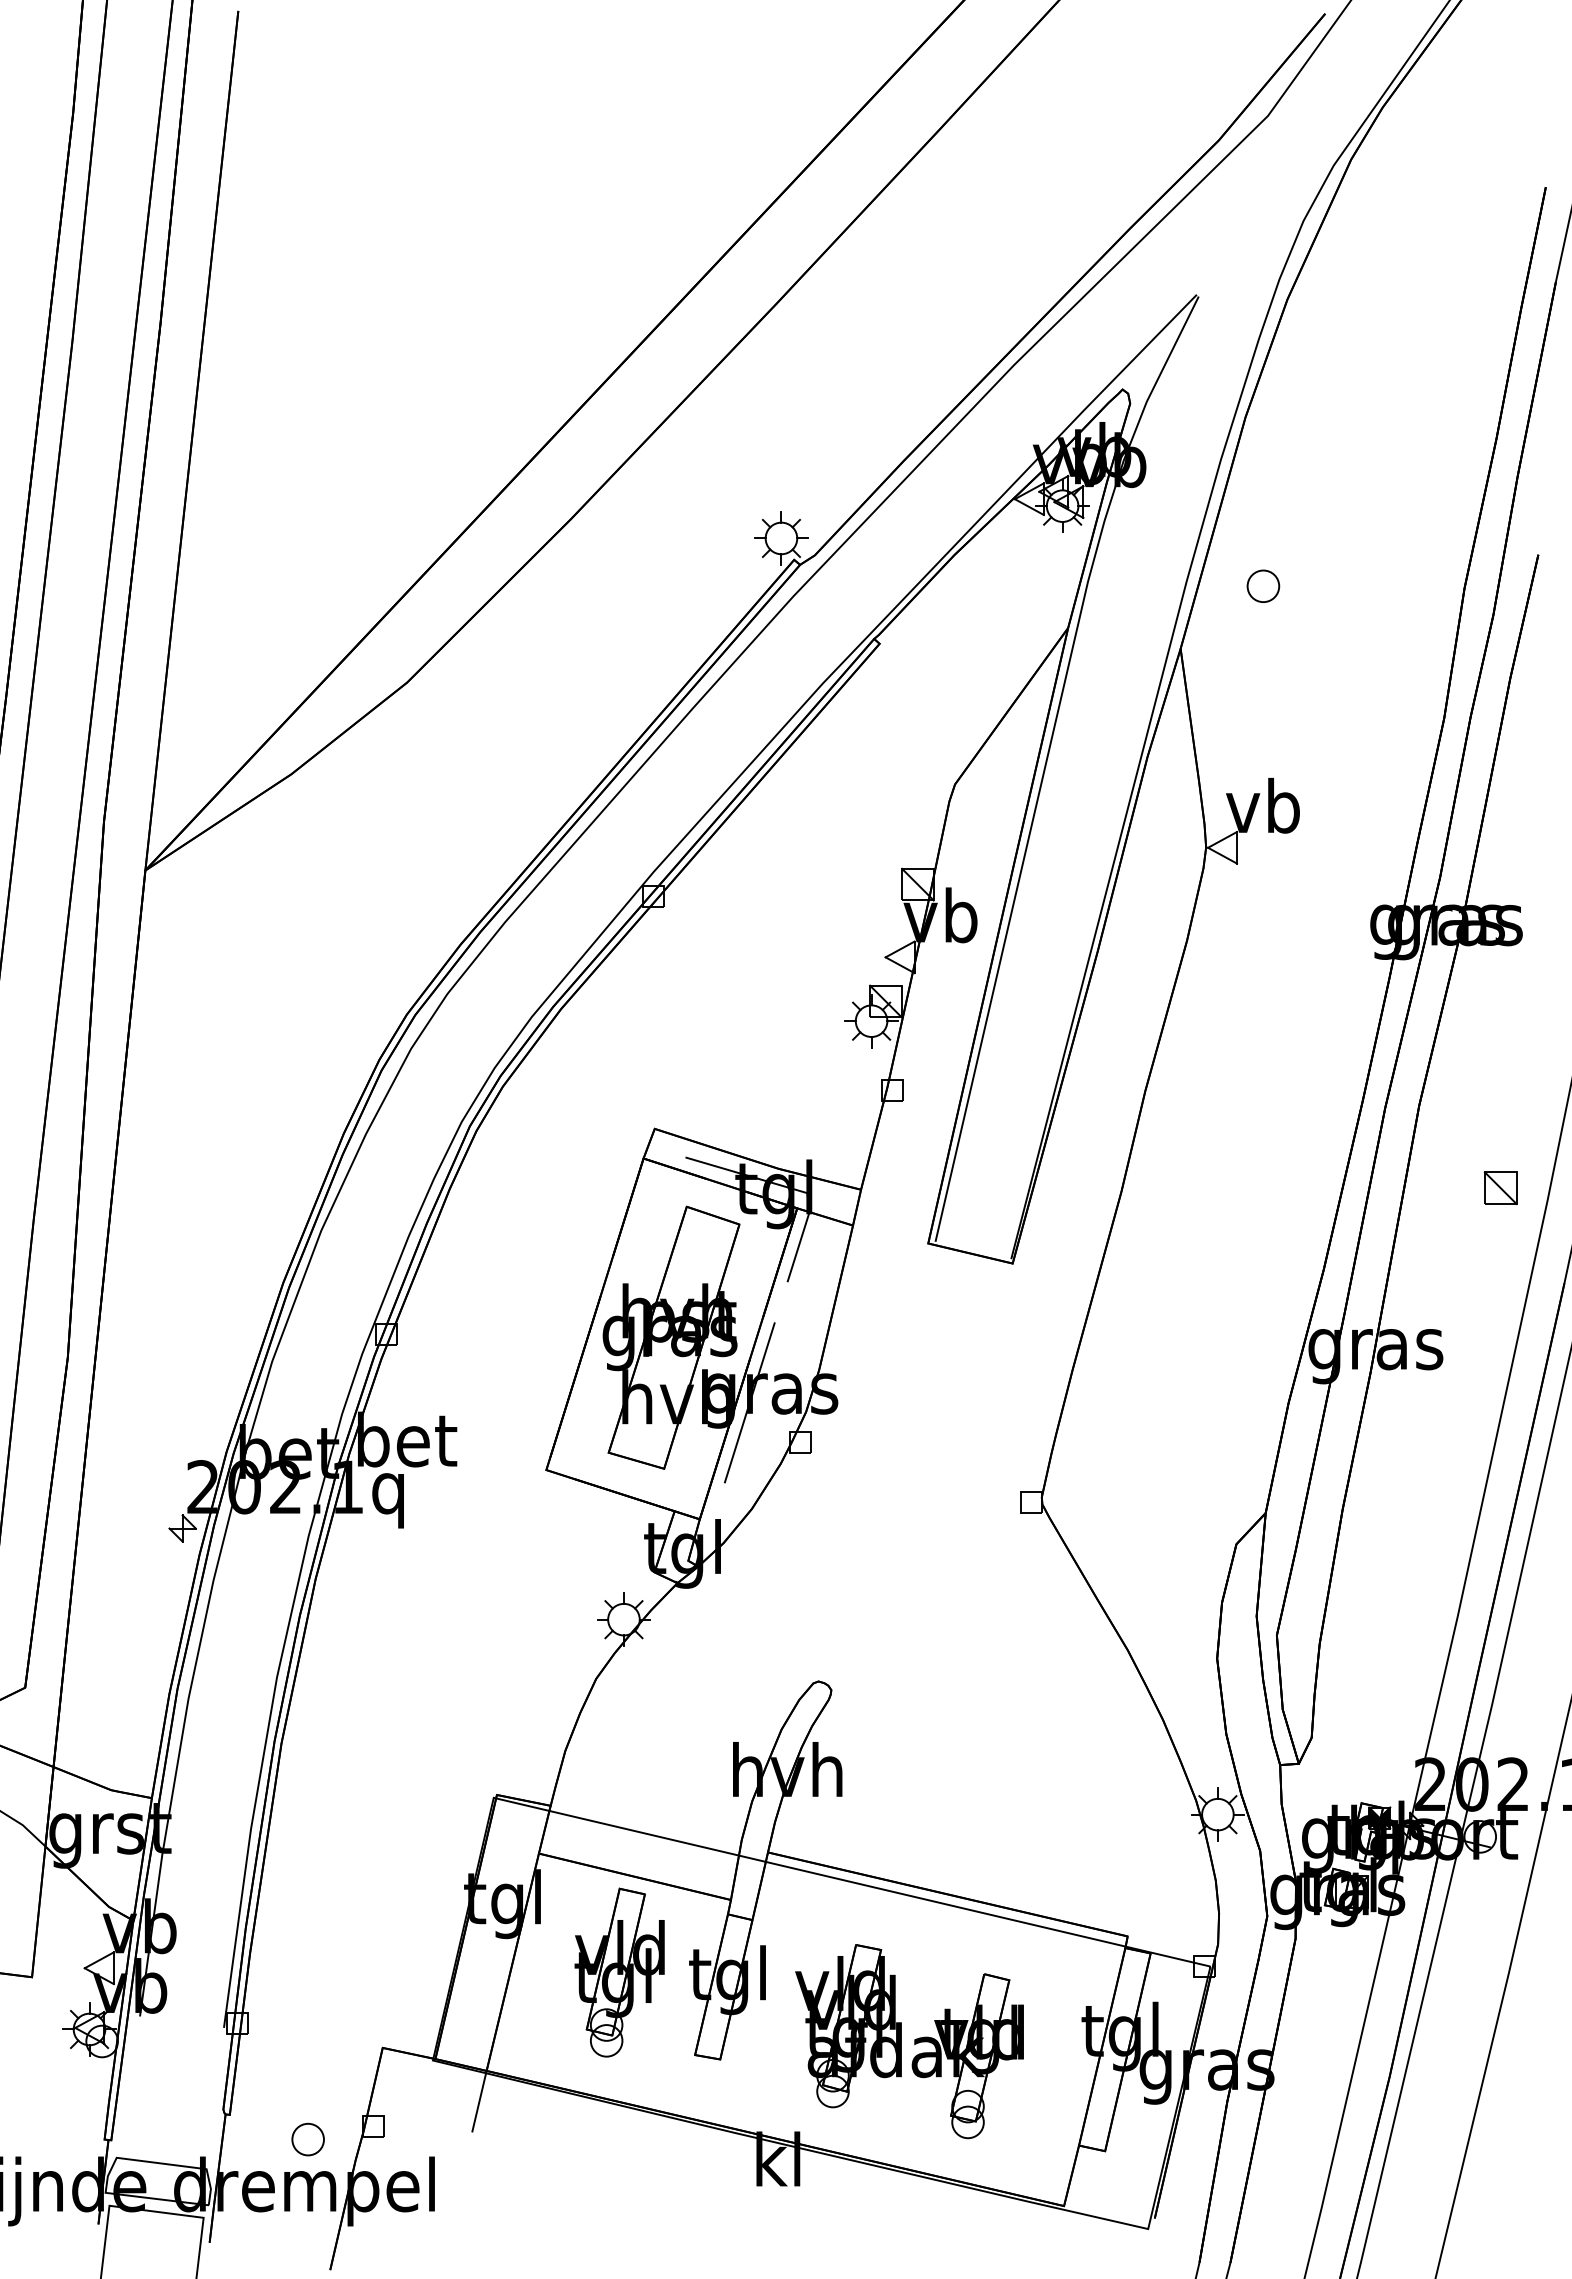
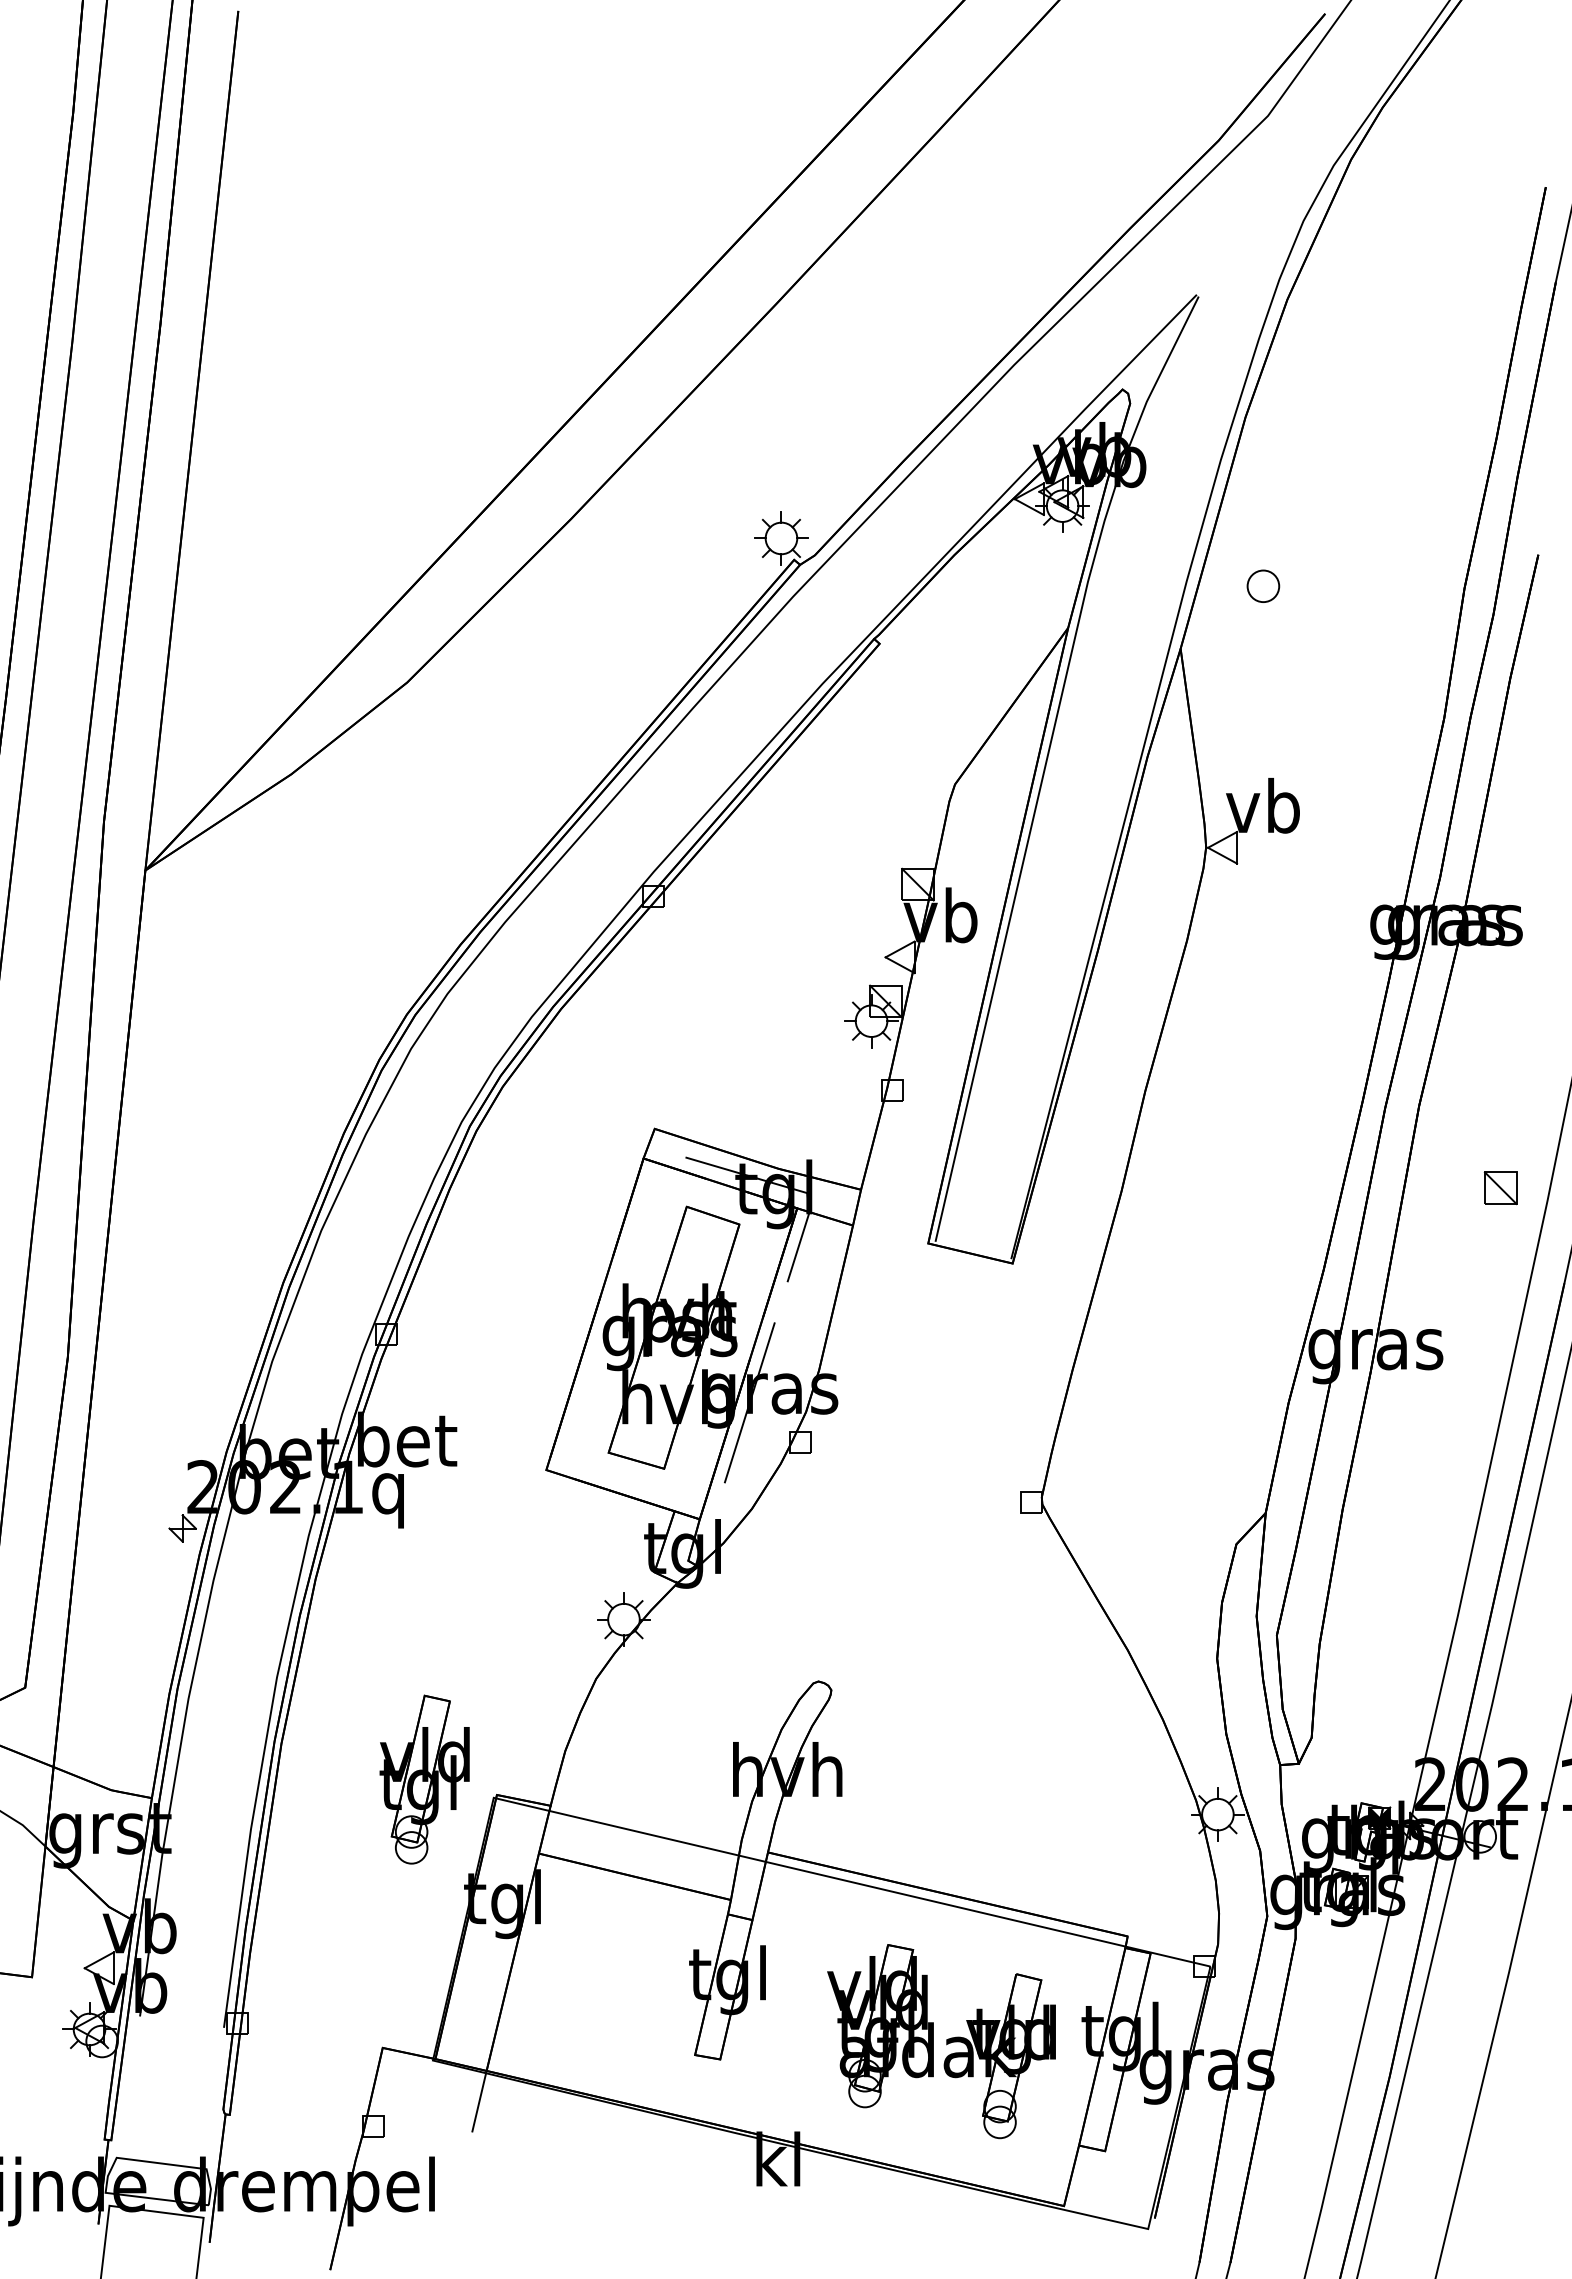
part position: (619, 1972) -> (424, 1779) (424, 1779)
part position: (909, 2041) -> (941, 2041) (941, 2041)
part: present -> none (307, 2139)
